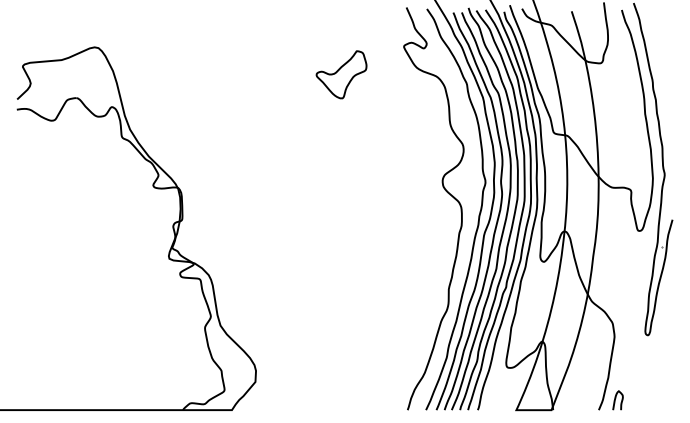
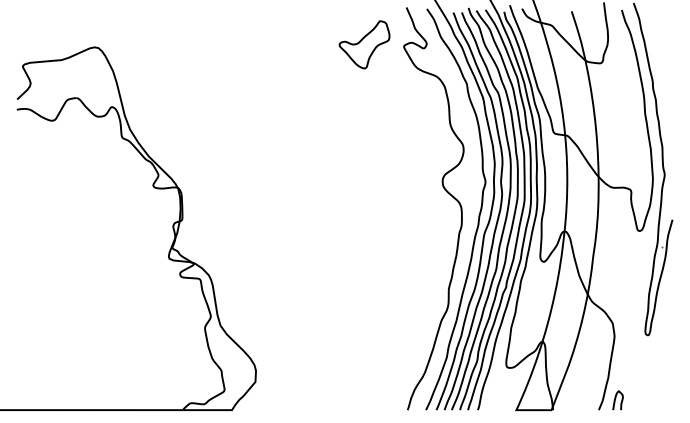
part position: (341, 74) -> (364, 44) (364, 44)
